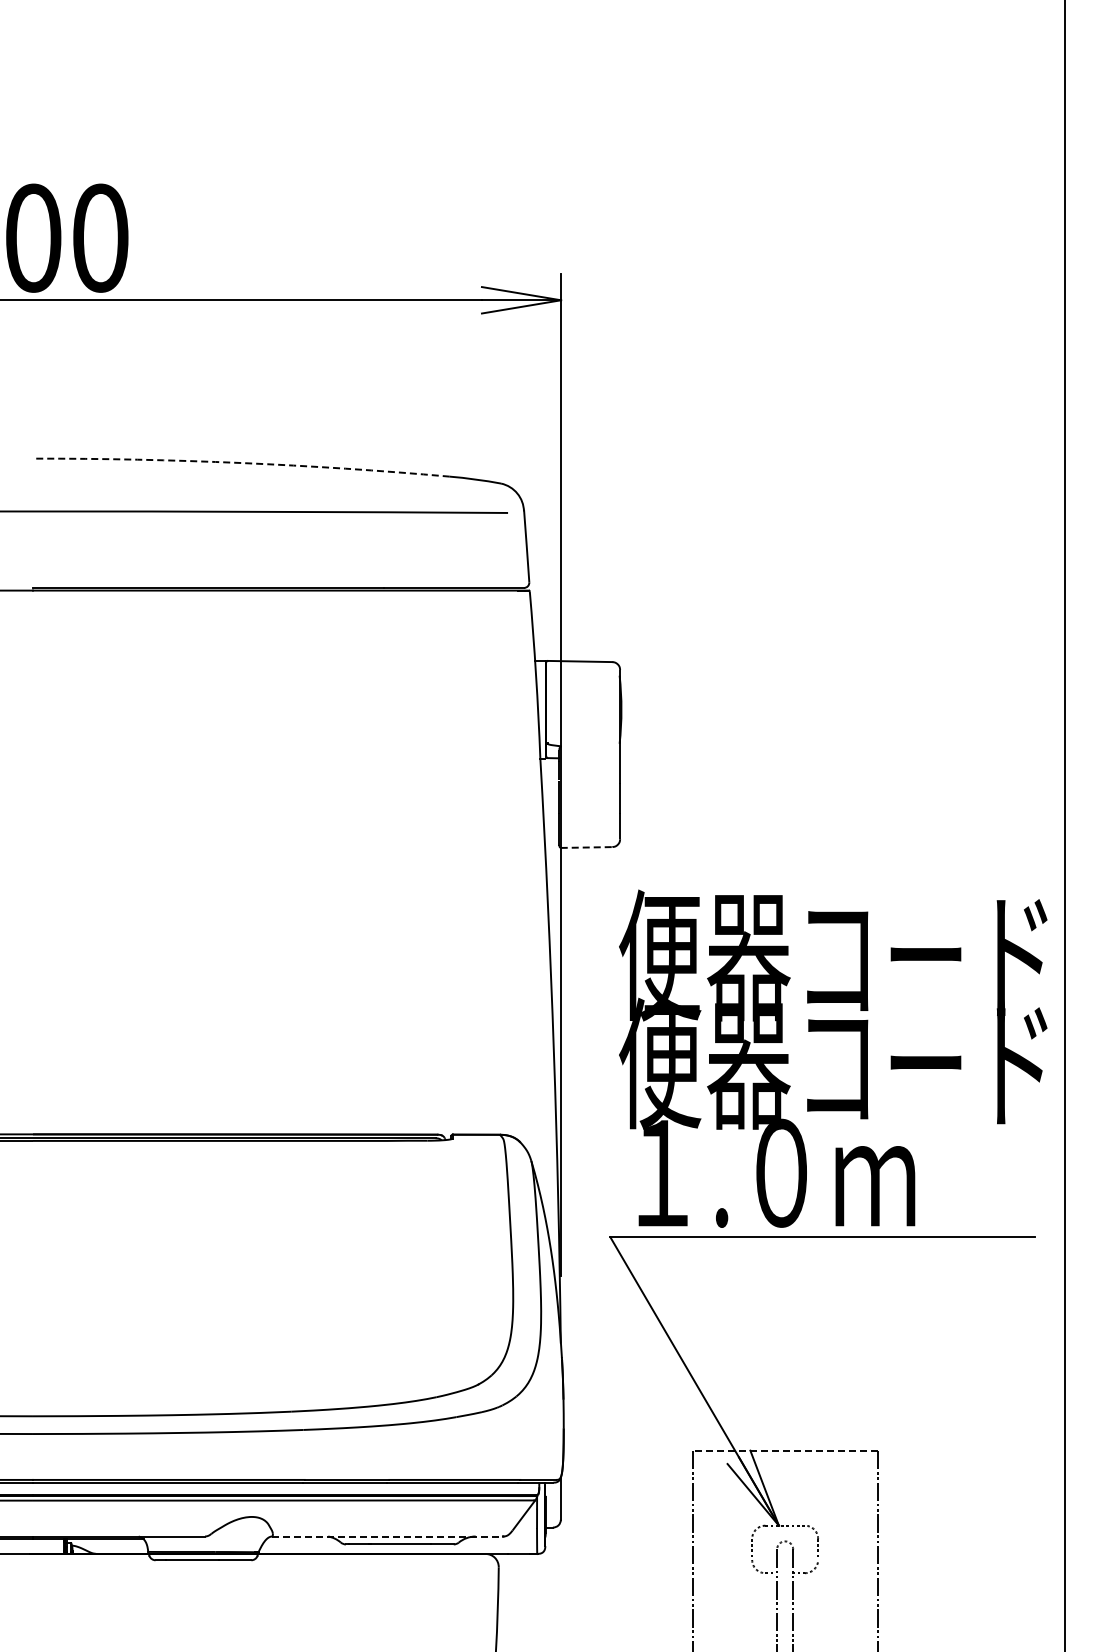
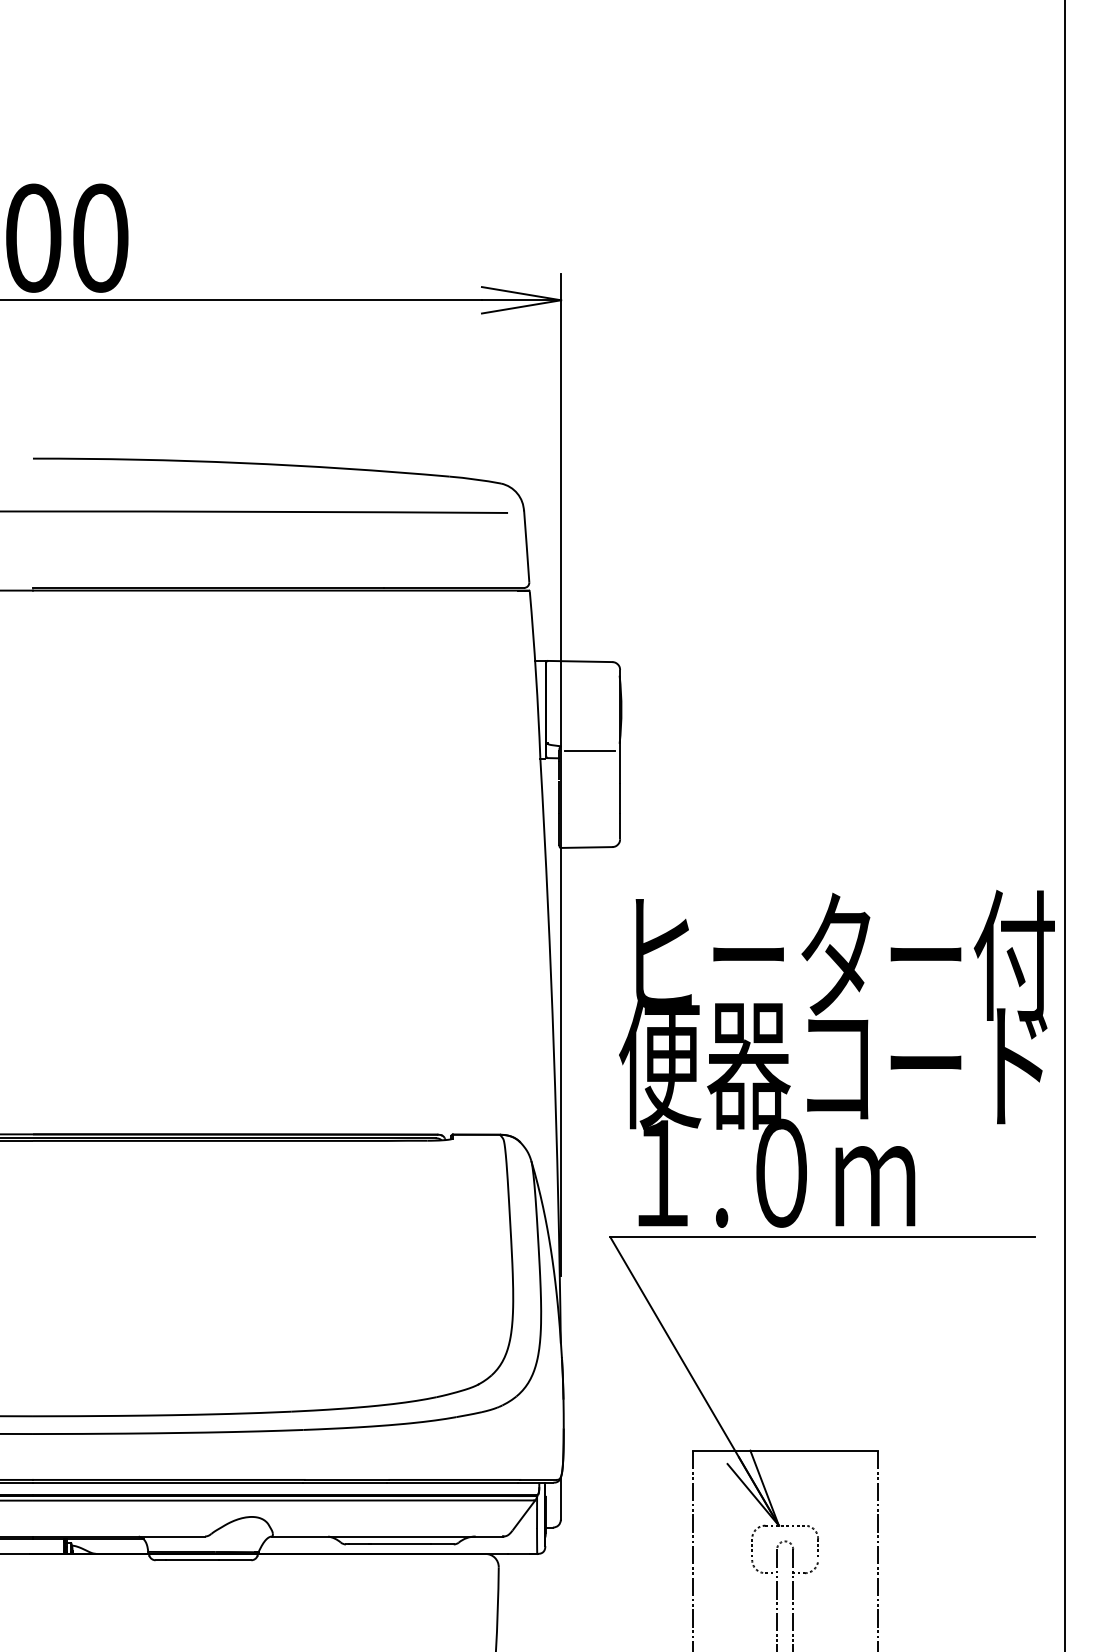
arc: dashed -> solid (241, 463)
line: none -> present (589, 750)
line: dashed -> solid (586, 847)
text: 便器コード -> ヒーター付 (836, 955)
line: dashed -> solid (784, 1451)
line: dashed -> solid (388, 1536)
